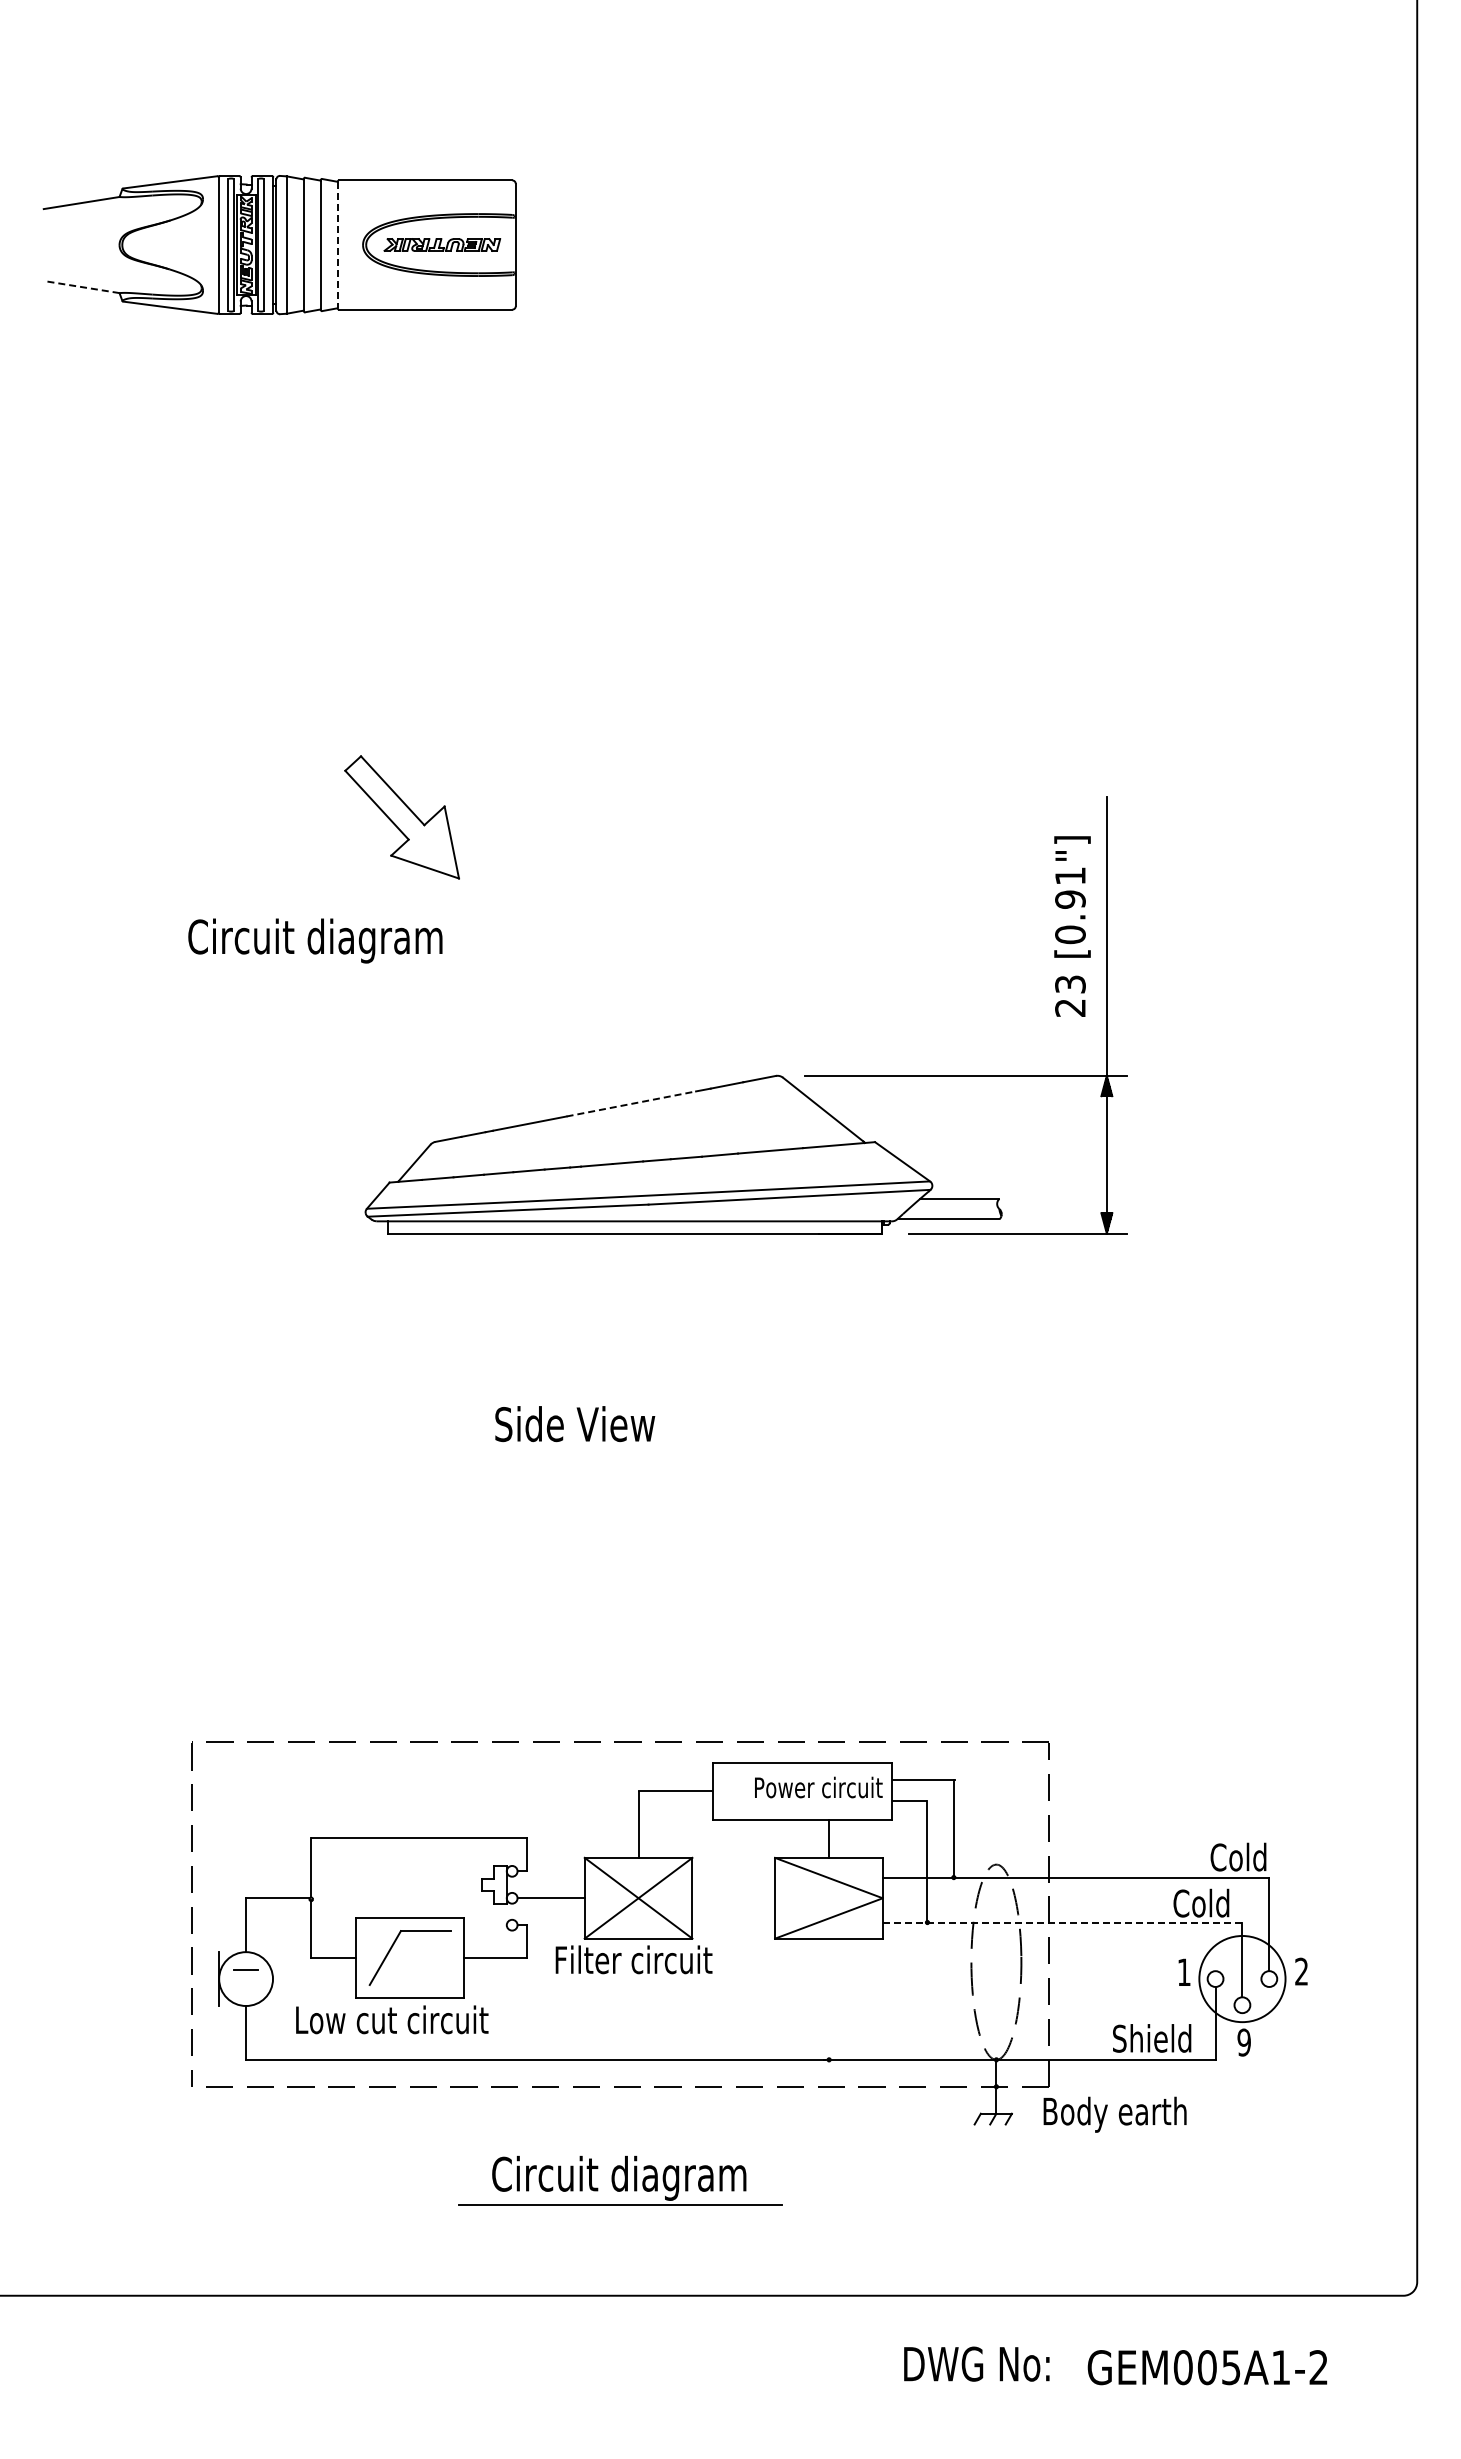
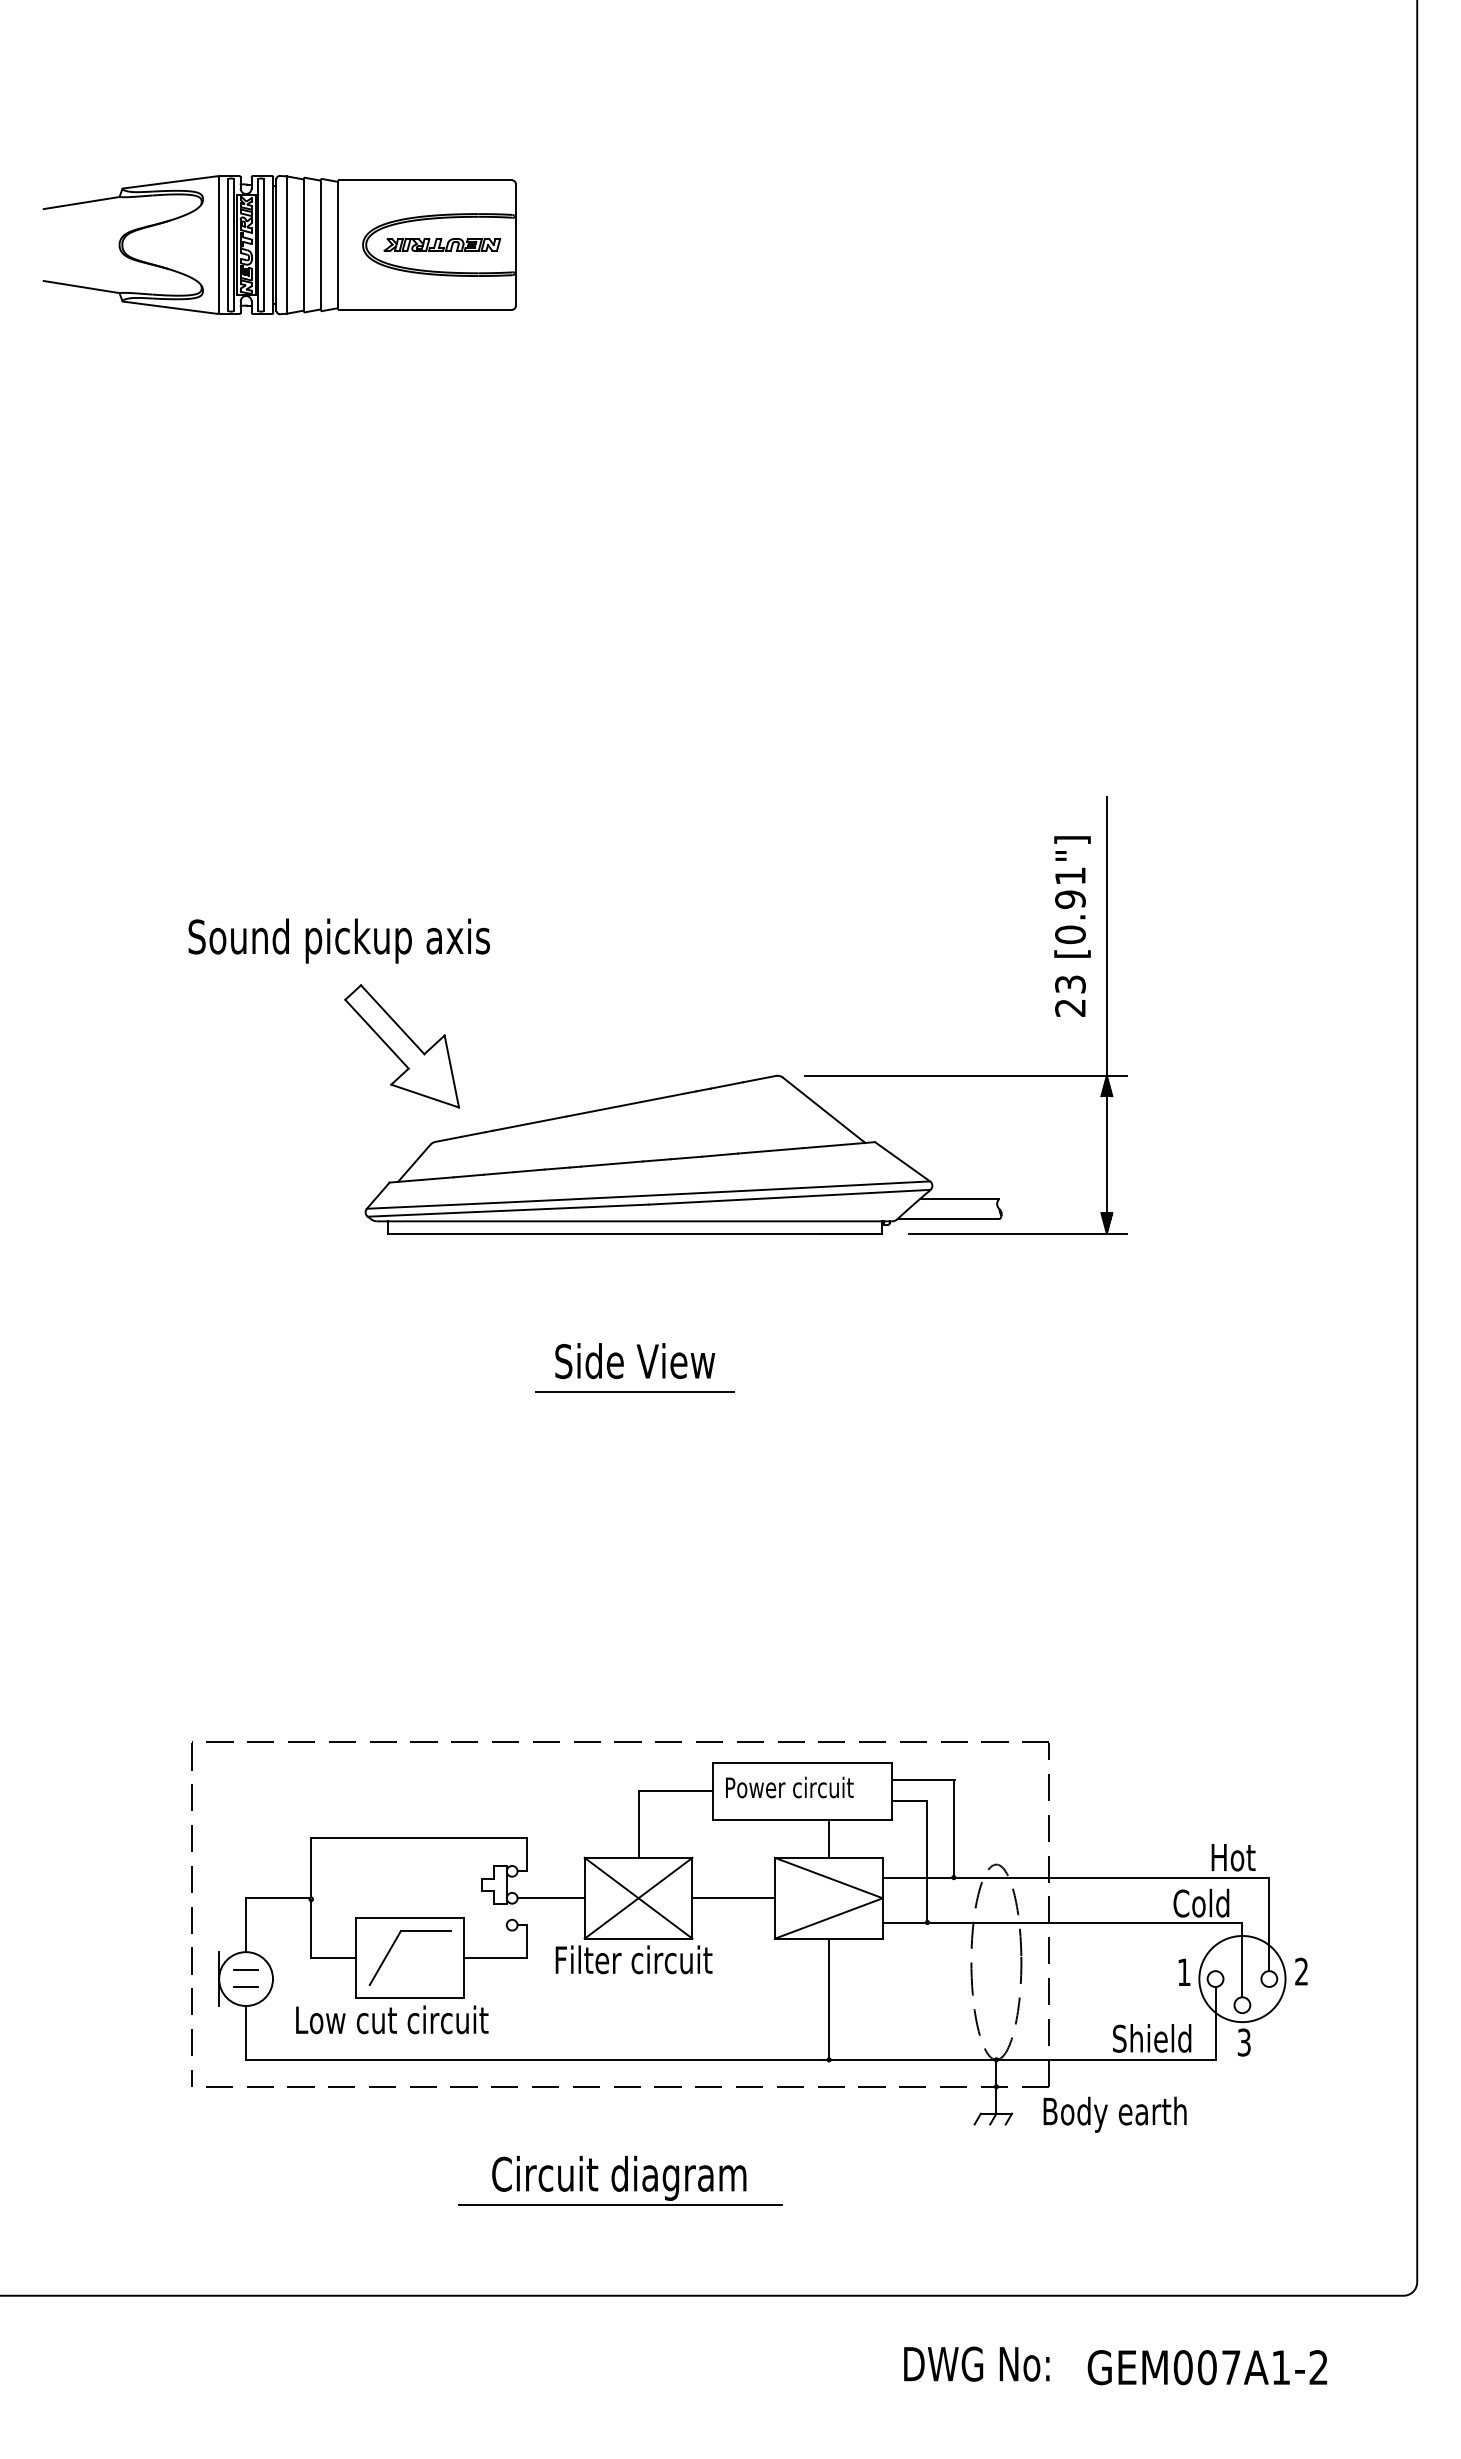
line: dashed -> solid (337, 245)
line: dashed -> solid (81, 286)
part position: (401, 817) -> (401, 1046) (401, 1046)
text: Circuit diagram -> Sound pickup axis (338, 940)
line: dashed -> solid (631, 1103)
line: none -> present (634, 1392)
text position: (575, 1424) -> (635, 1361) (635, 1361)
text position: (818, 1787) -> (789, 1787) (789, 1787)
text: Cold -> Hot (1238, 1856)
line: none -> present (733, 1898)
line: dashed -> solid (1062, 1923)
line: none -> present (246, 1987)
line: none -> present (828, 1998)
text: 9 -> 3 (1243, 2042)
text: GEM005A1-2 -> GEM007A1-2 (1231, 2367)
